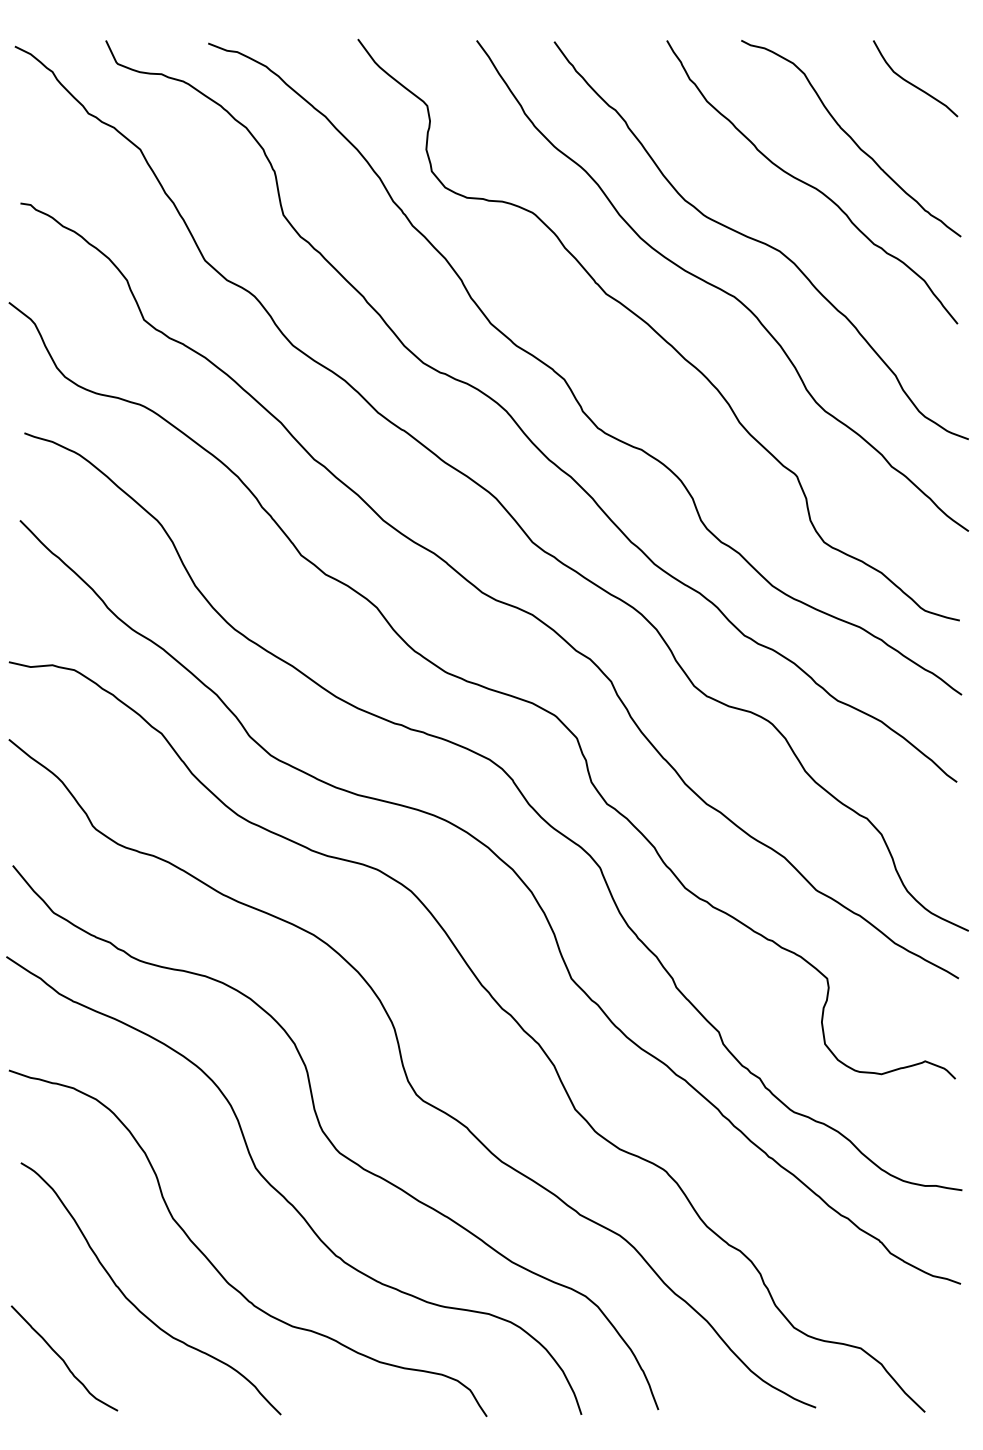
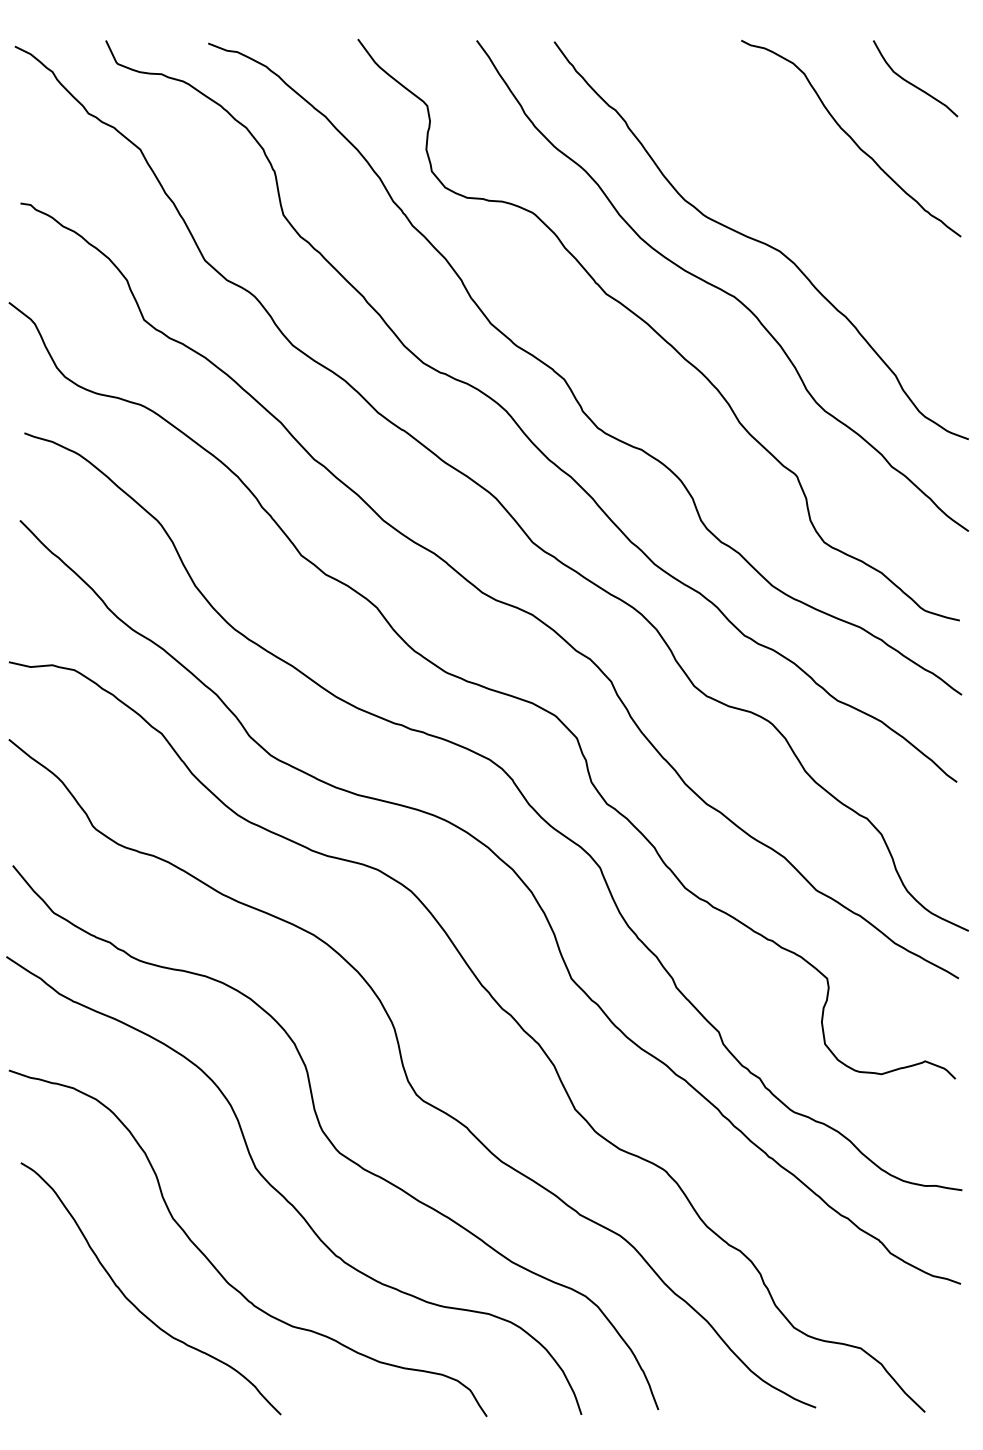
curve: present -> none (810, 184)
curve: present -> none (63, 1359)
